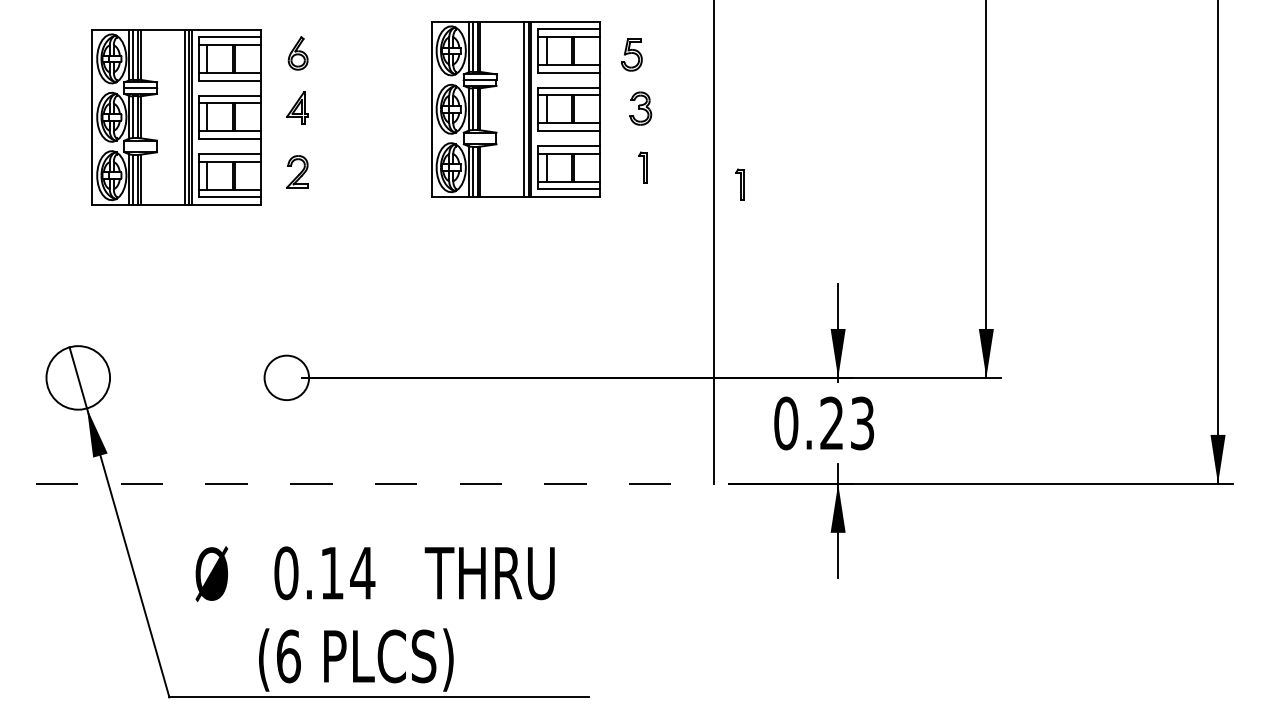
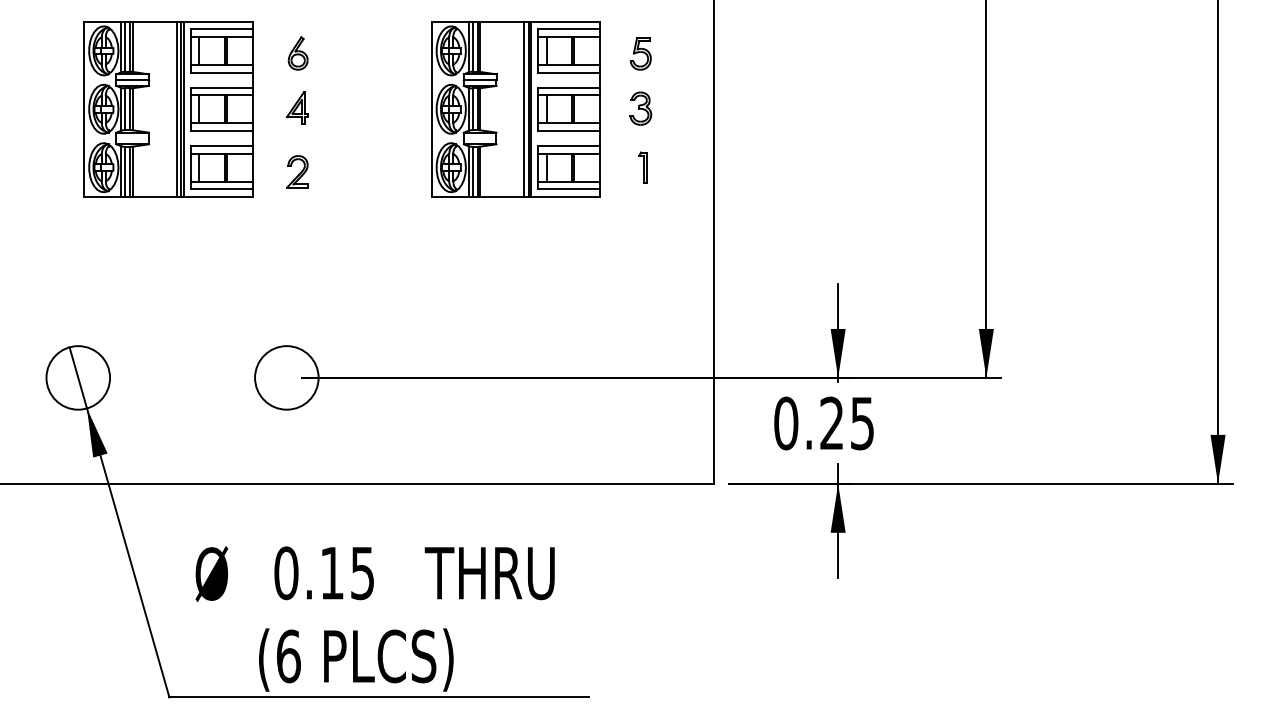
part position: (631, 54) -> (640, 53) (640, 53)
part position: (176, 117) -> (168, 109) (168, 109)
part: present -> none (739, 184)
circle diameter: 44 px -> 64 px (286, 377)
text: 0.23 -> 0.25 (862, 422)
line: dashed -> solid (357, 483)
text: 0.14 -> 0.15 (362, 573)
